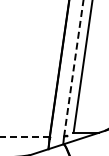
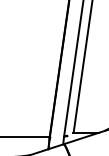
line: dashed -> solid (73, 68)
line: dashed -> solid (24, 137)
